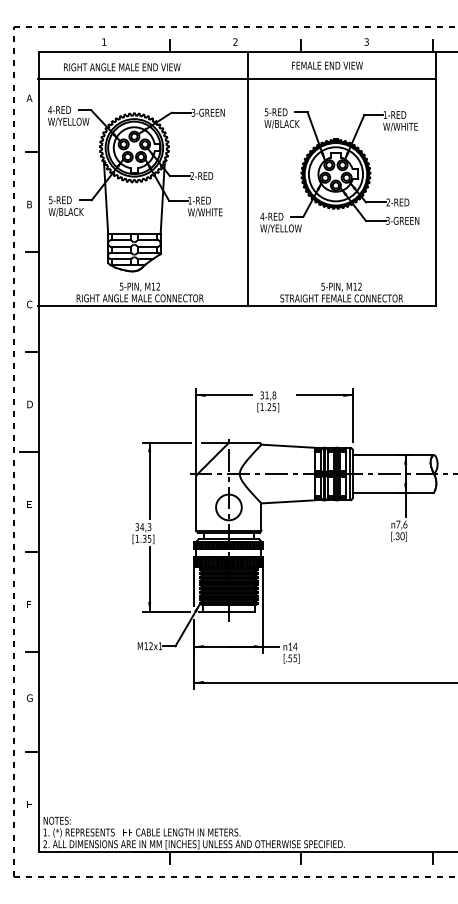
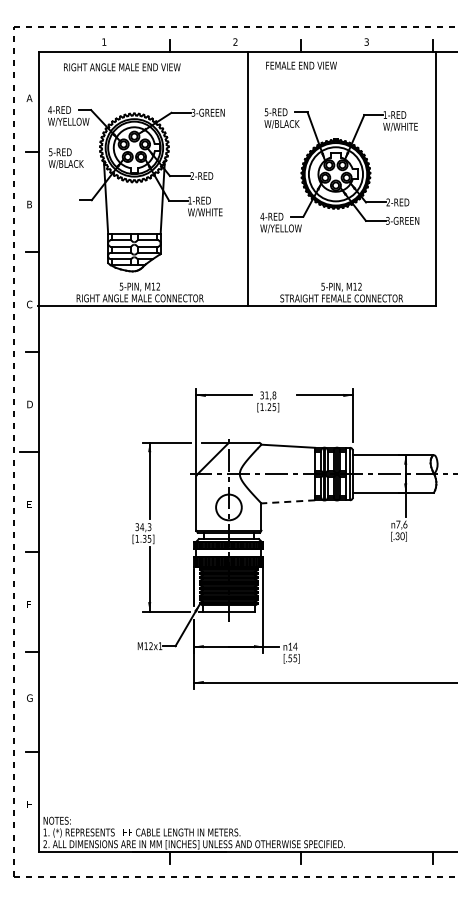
text position: (327, 65) -> (301, 65) (301, 65)
line: present -> none (236, 79)
text position: (65, 206) -> (65, 158) (65, 158)
line: solid -> dashed (288, 501)
